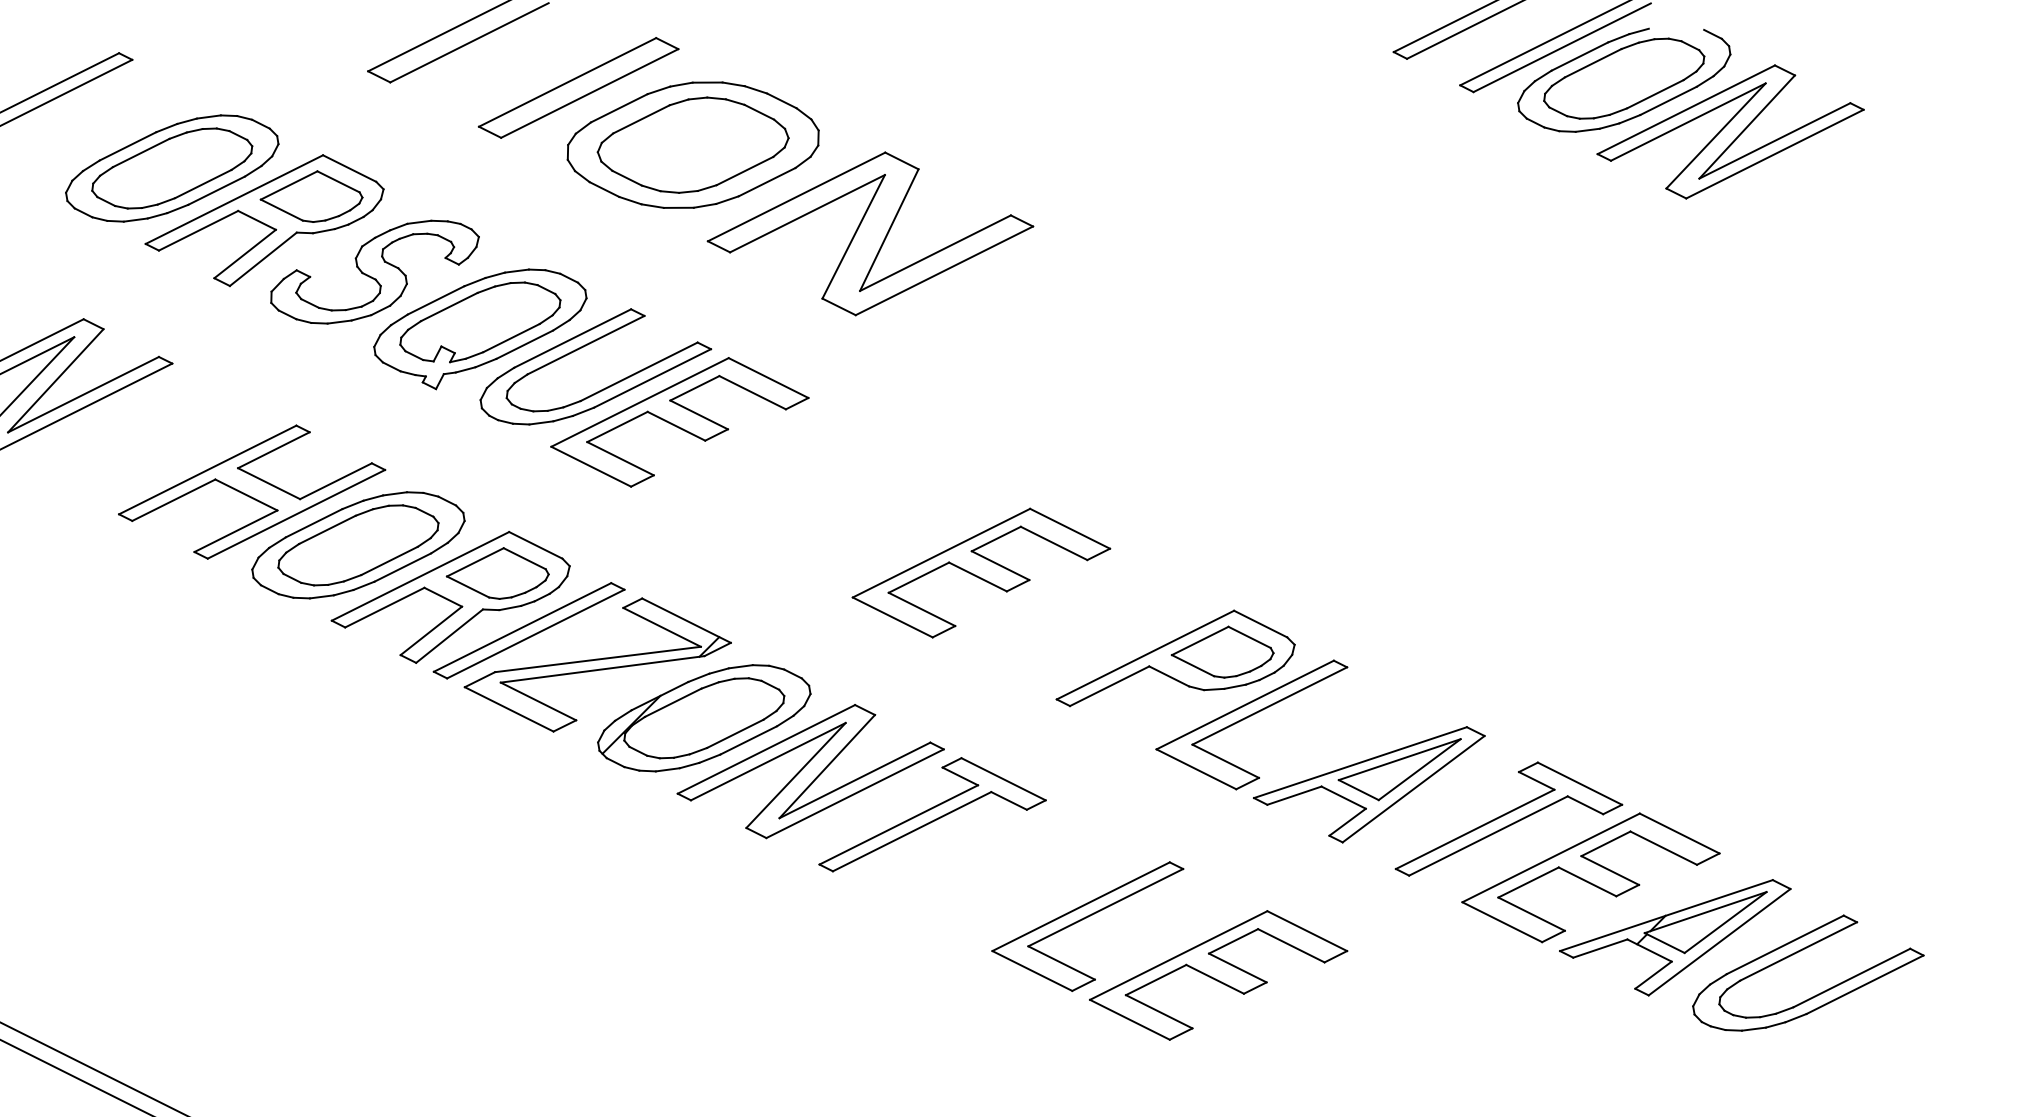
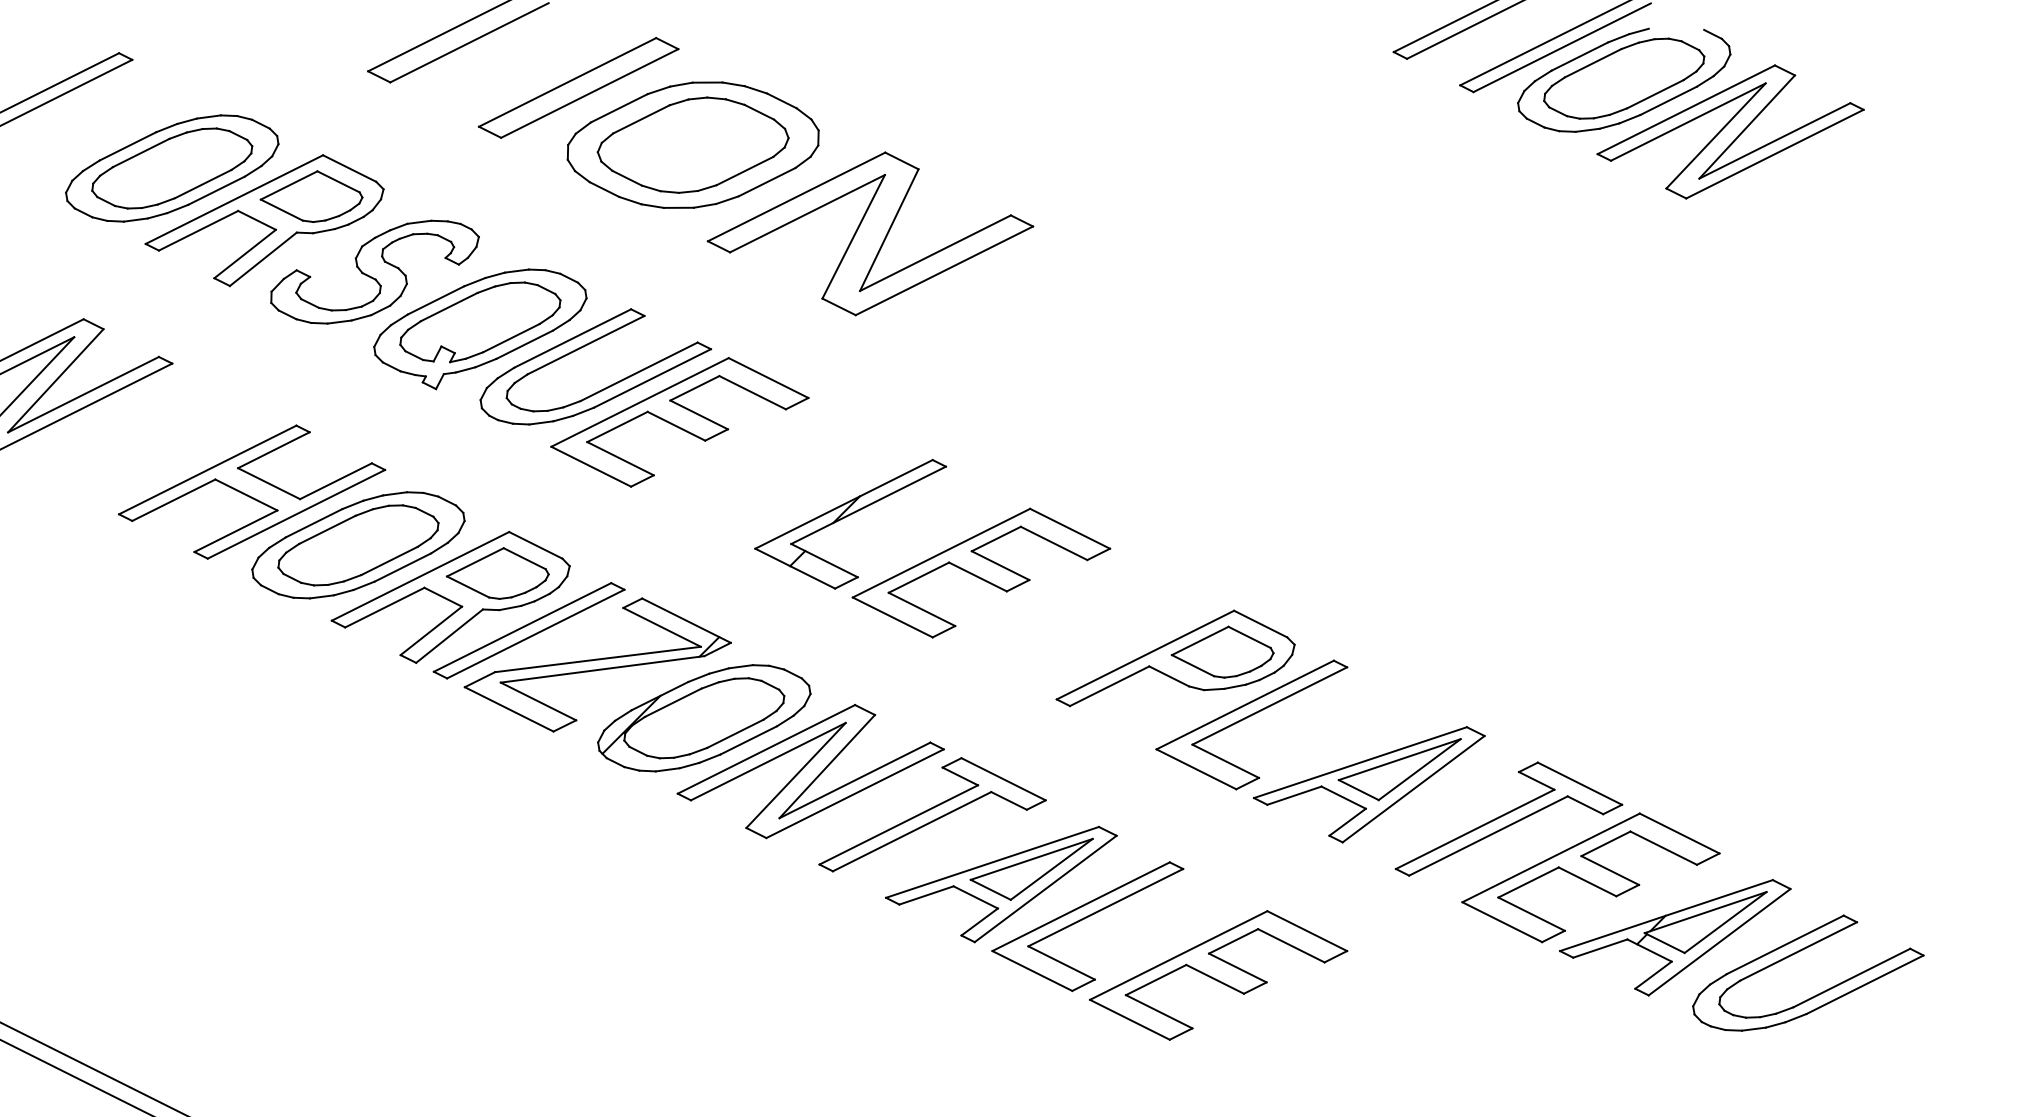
part: none -> present (846, 517)
part: none -> present (1001, 884)
